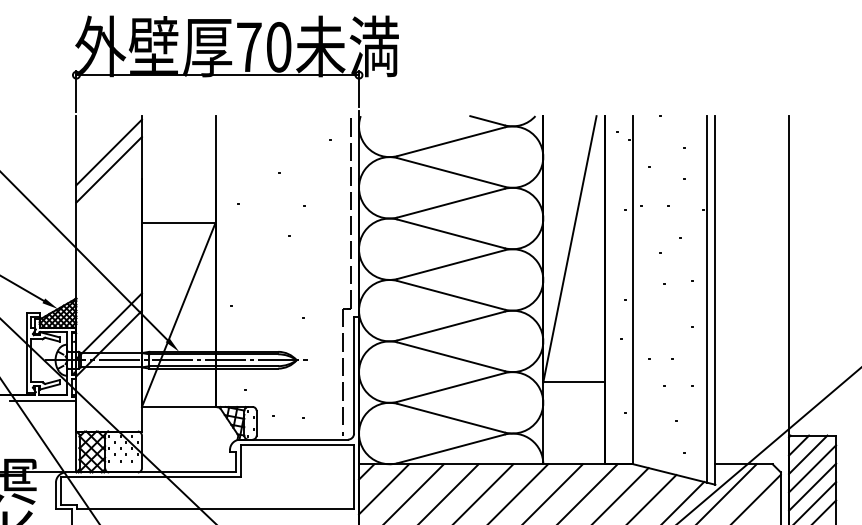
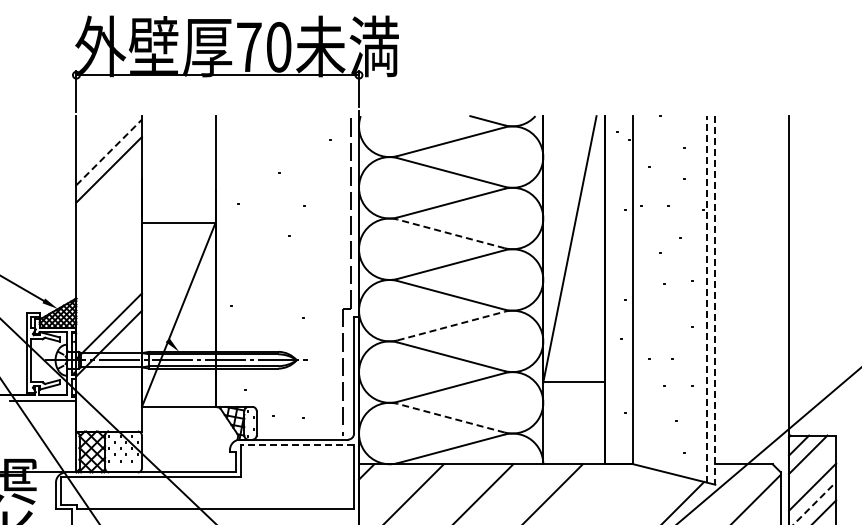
line: solid -> dashed (109, 152)
line: solid -> dashed (450, 233)
line: present -> none (84, 256)
line: solid -> dashed (707, 298)
line: solid -> dashed (715, 300)
line: solid -> dashed (451, 325)
line: solid -> dashed (450, 418)
line: solid -> dashed (297, 444)
line: present -> none (812, 468)
line: present -> none (384, 489)
line: present -> none (449, 492)
line: present -> none (519, 492)
line: present -> none (588, 492)
line: present -> none (727, 492)
line: present -> none (621, 494)
line: present -> none (652, 498)
line: solid -> dashed (815, 503)
